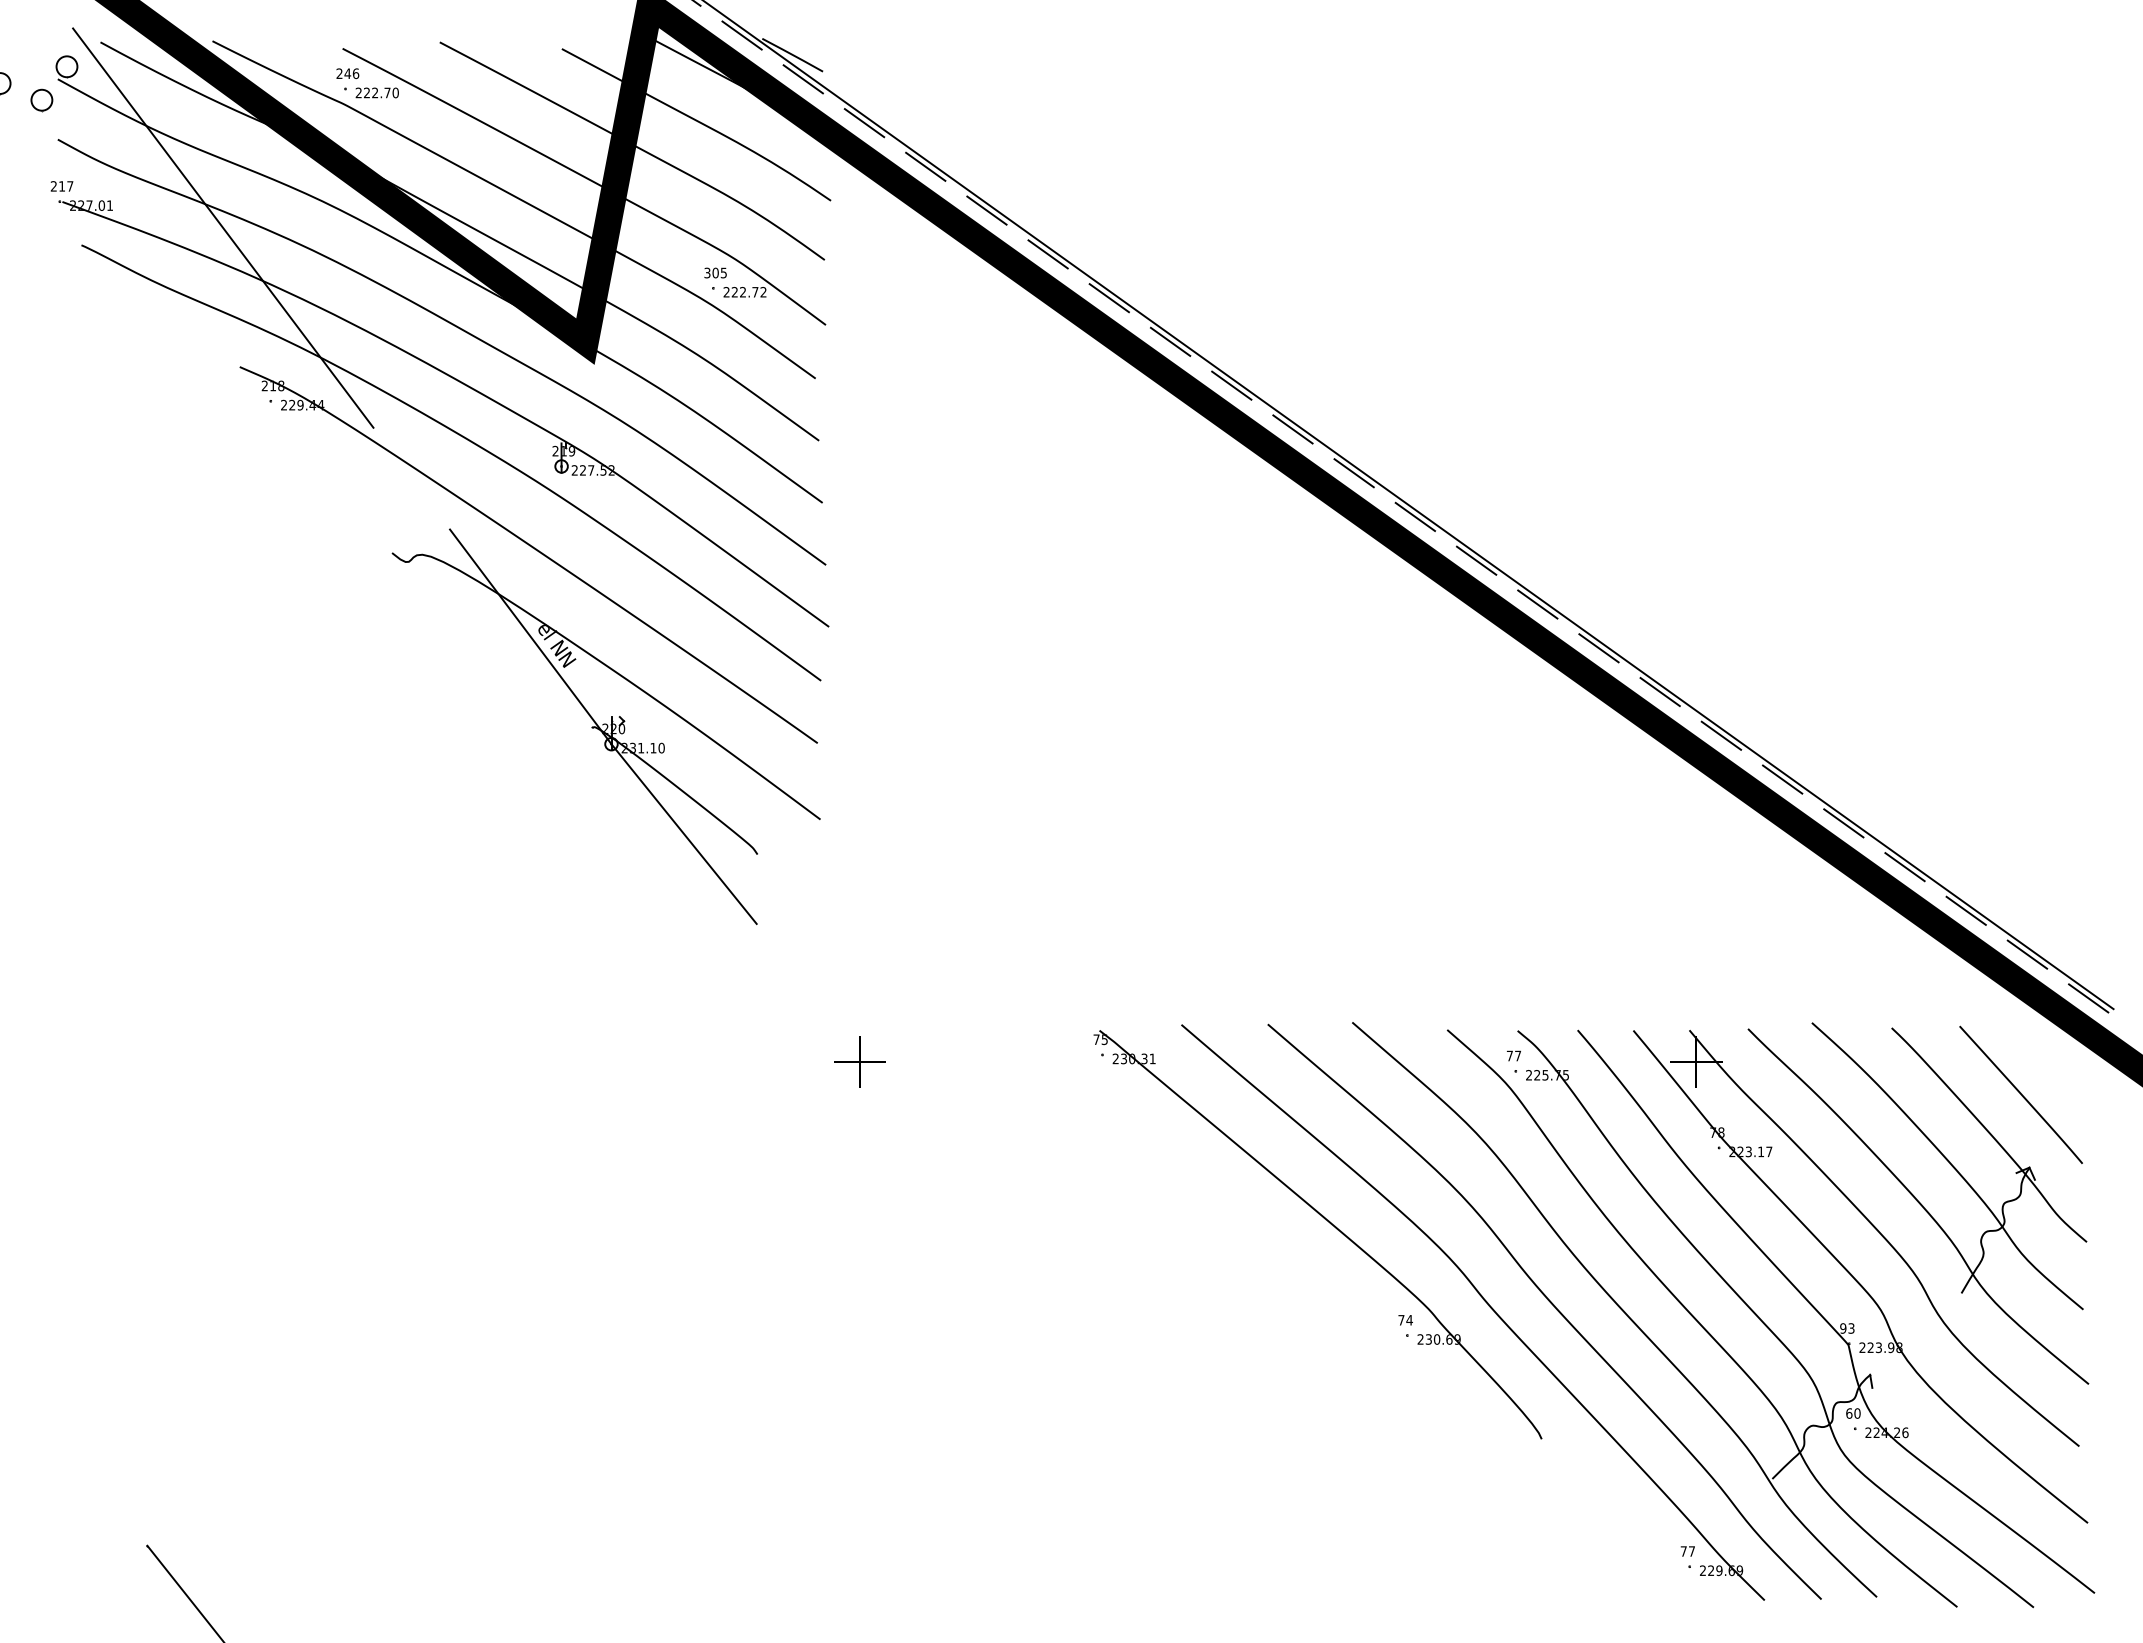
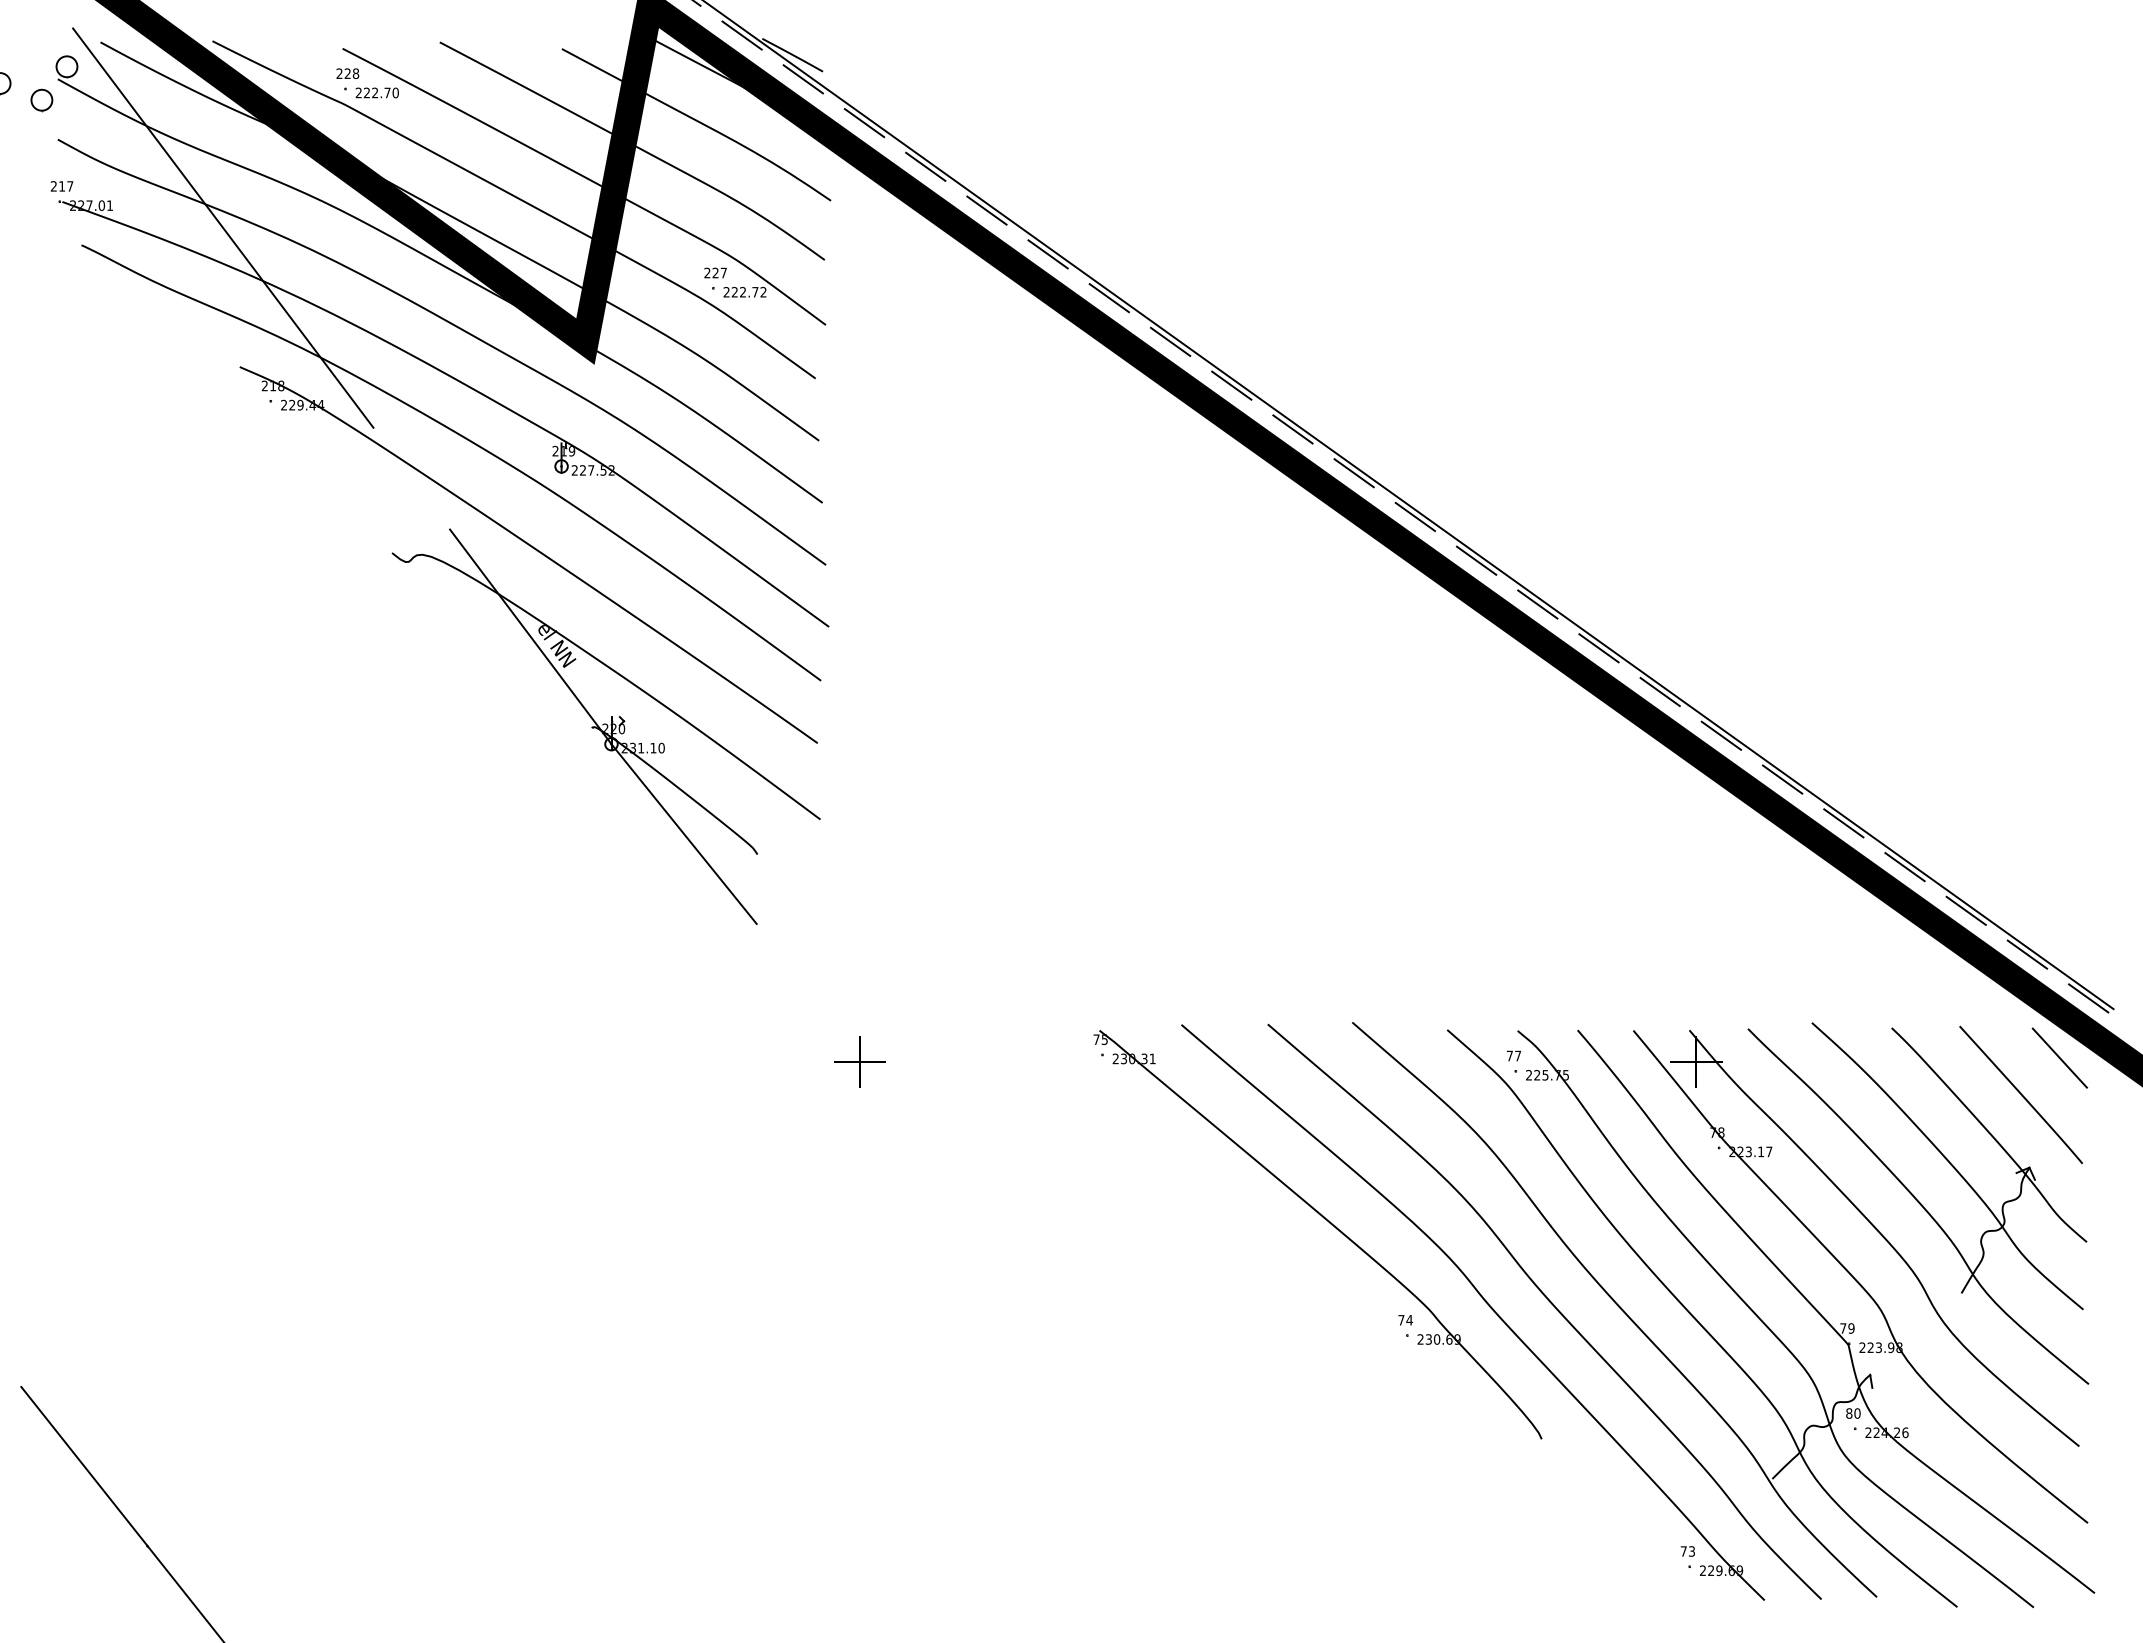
text: 246 -> 228 (351, 73)
text: 305 -> 227 (715, 272)
line: none -> present (2059, 1057)
text: 93 -> 79 (1847, 1328)
text: 60 -> 80 (1849, 1413)
line: none -> present (84, 1465)
text: 77 -> 73 (1691, 1551)
